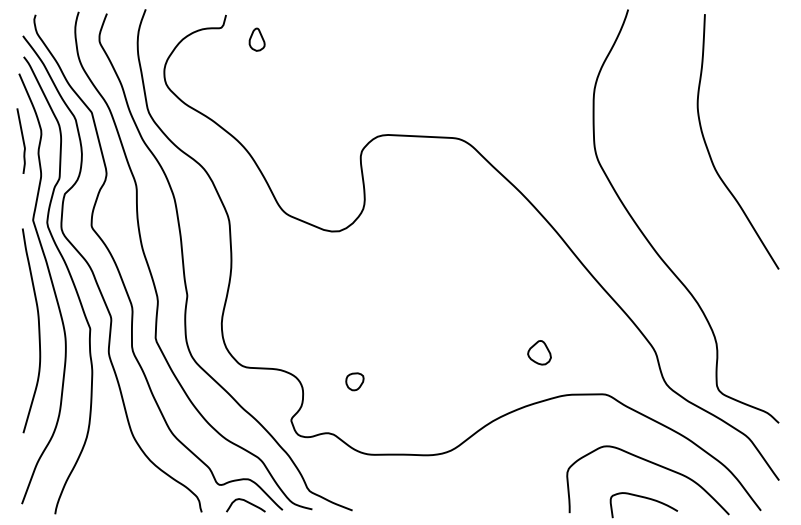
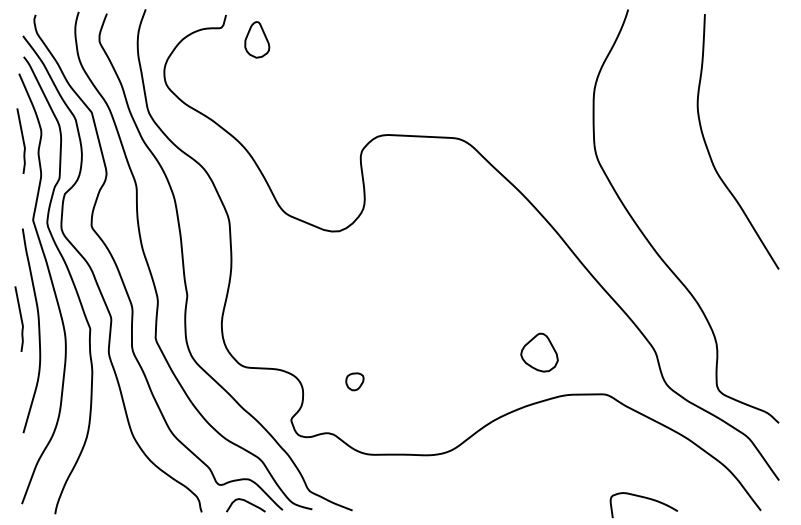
part size: 18x25 px -> 27x38 px (257, 39)
curve: none -> present (20, 318)
part size: 25x26 px -> 39x41 px (539, 352)
curve: present -> none (653, 464)
